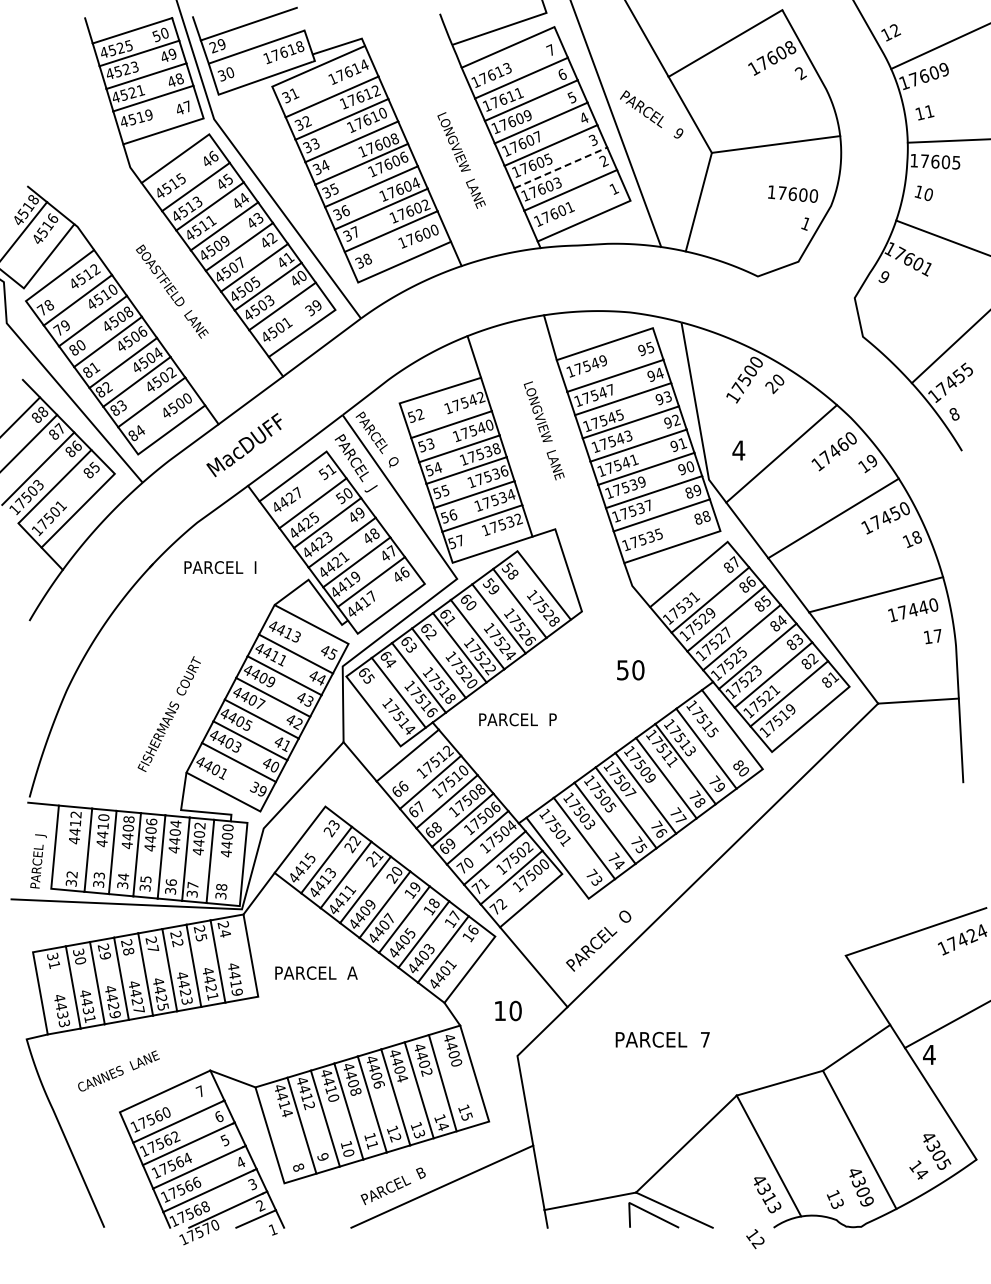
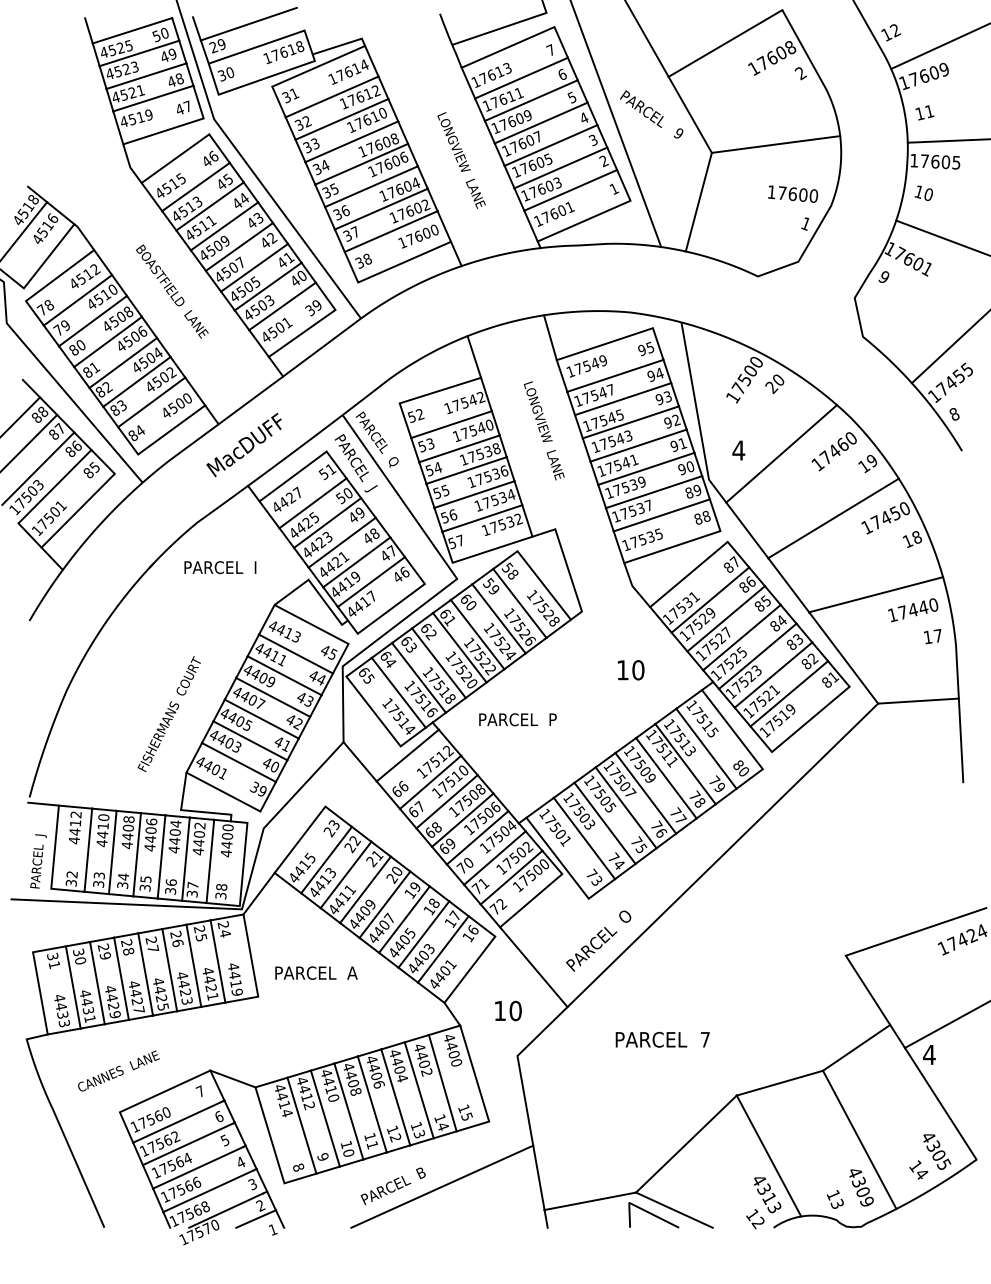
line: dashed -> solid (560, 167)
text: 50 -> 10 (622, 670)
text: 22 -> 26 (177, 943)
text position: (755, 1239) -> (755, 1219) (755, 1219)
